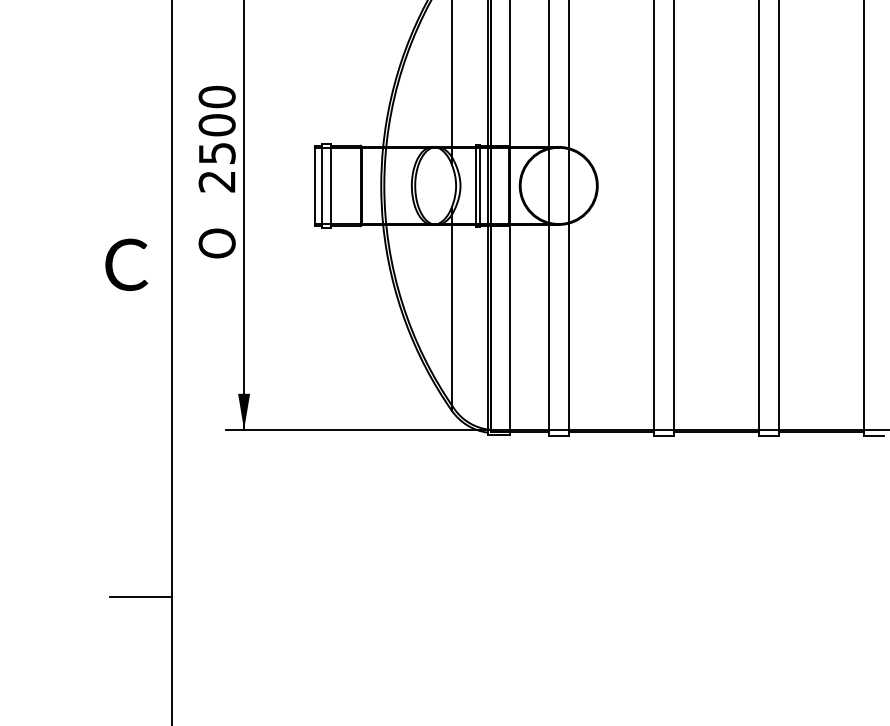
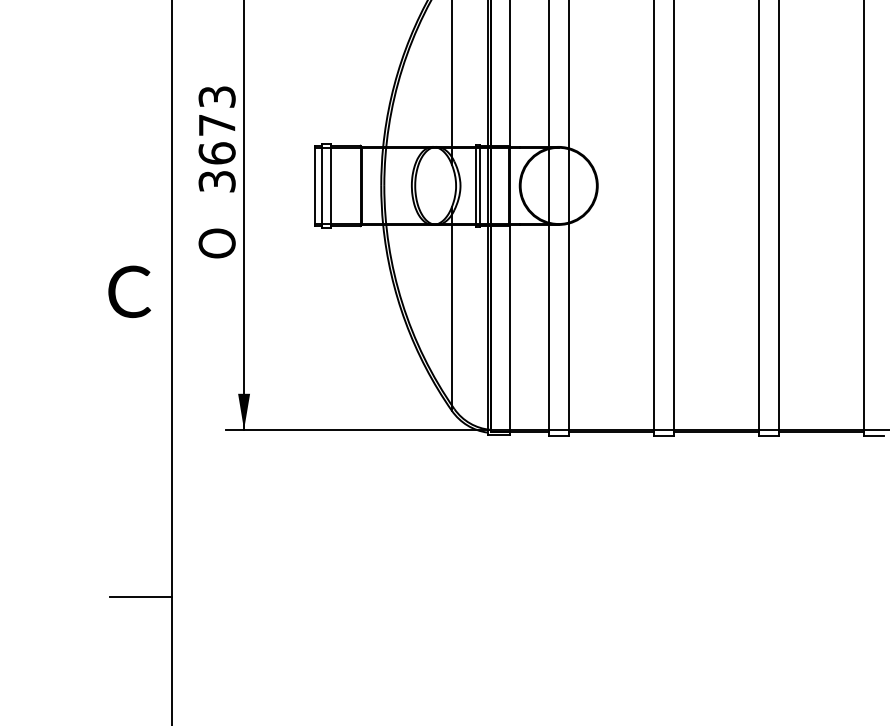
text: 2500 -> 3673 (216, 138)
text position: (126, 264) -> (129, 291) (129, 291)
